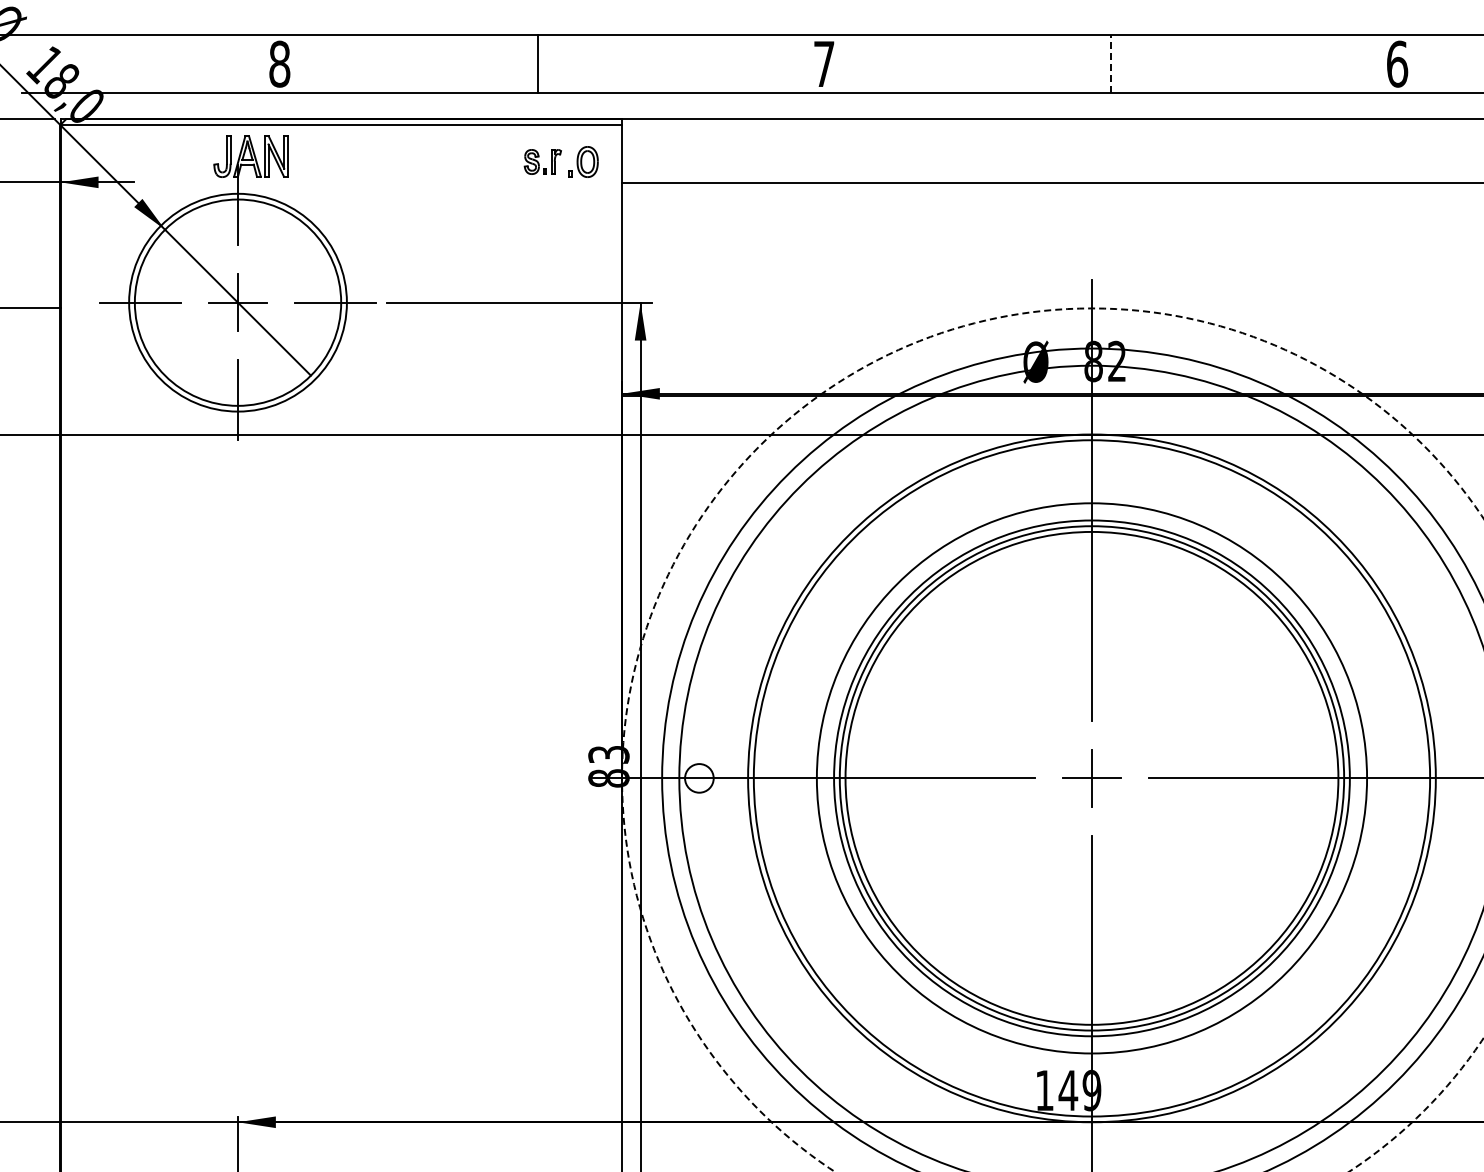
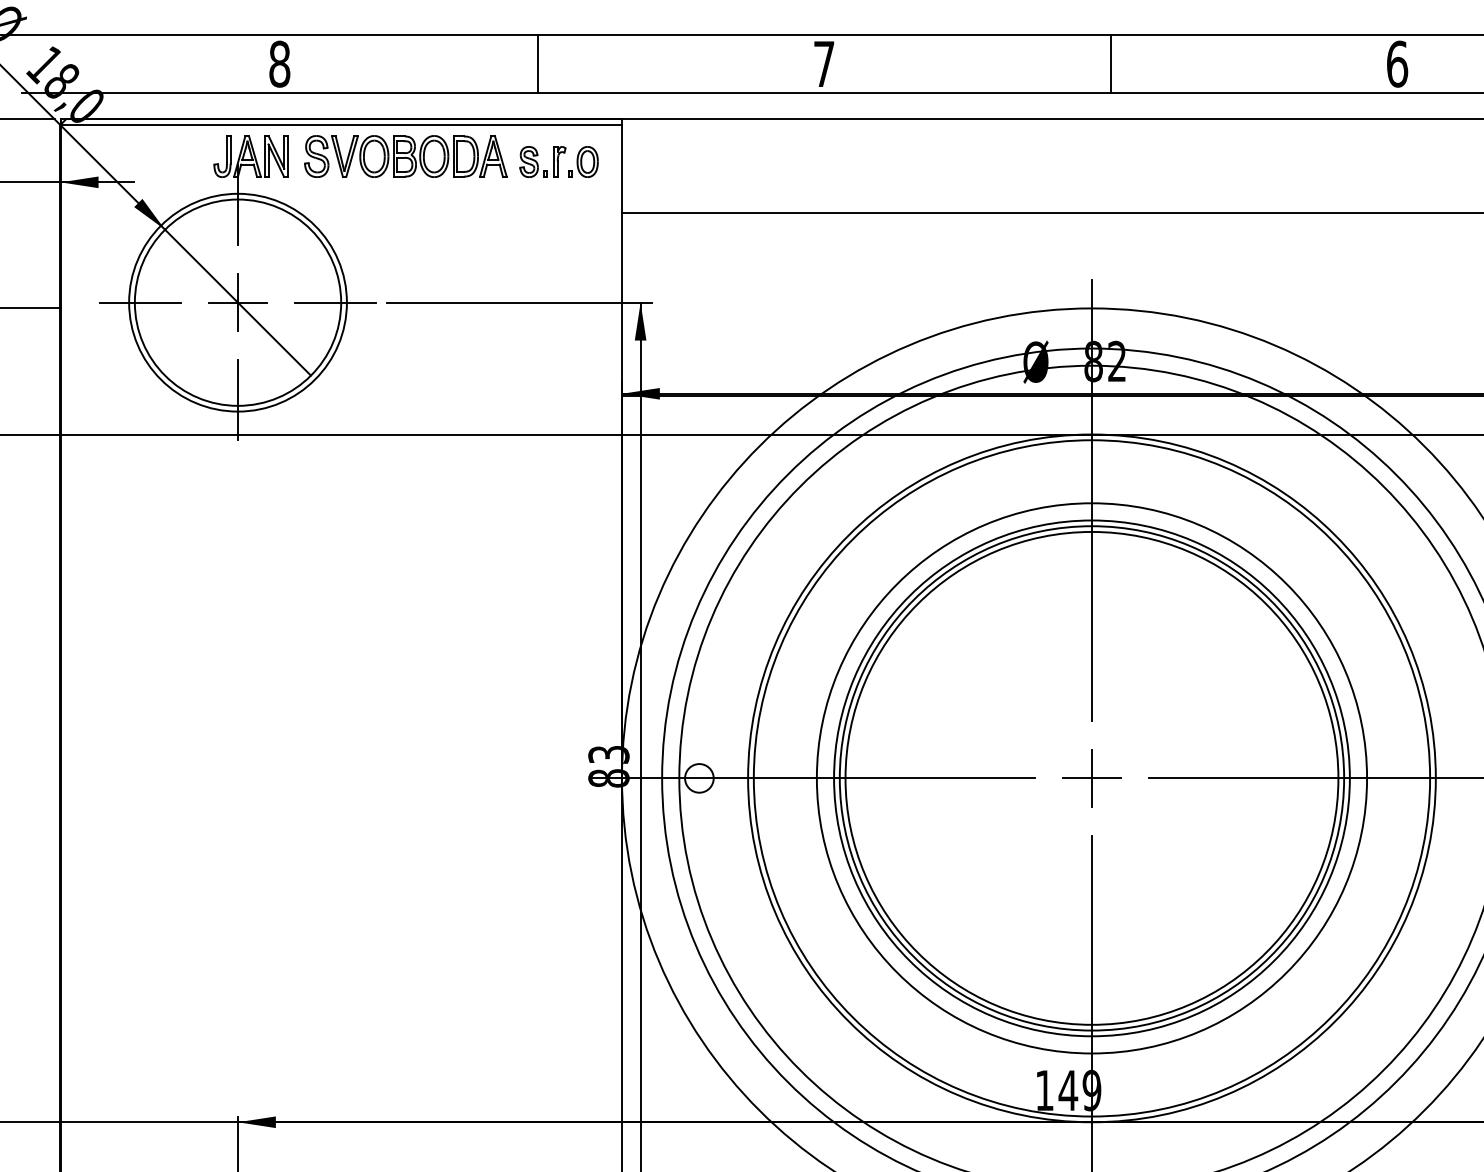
line: dashed -> solid (1111, 64)
part: none -> present (405, 156)
part size: 39x26 px -> 48x32 px (542, 161)
line position: (1051, 182) -> (1051, 212) (1051, 212)
circle: dashed -> solid (1052, 739)
